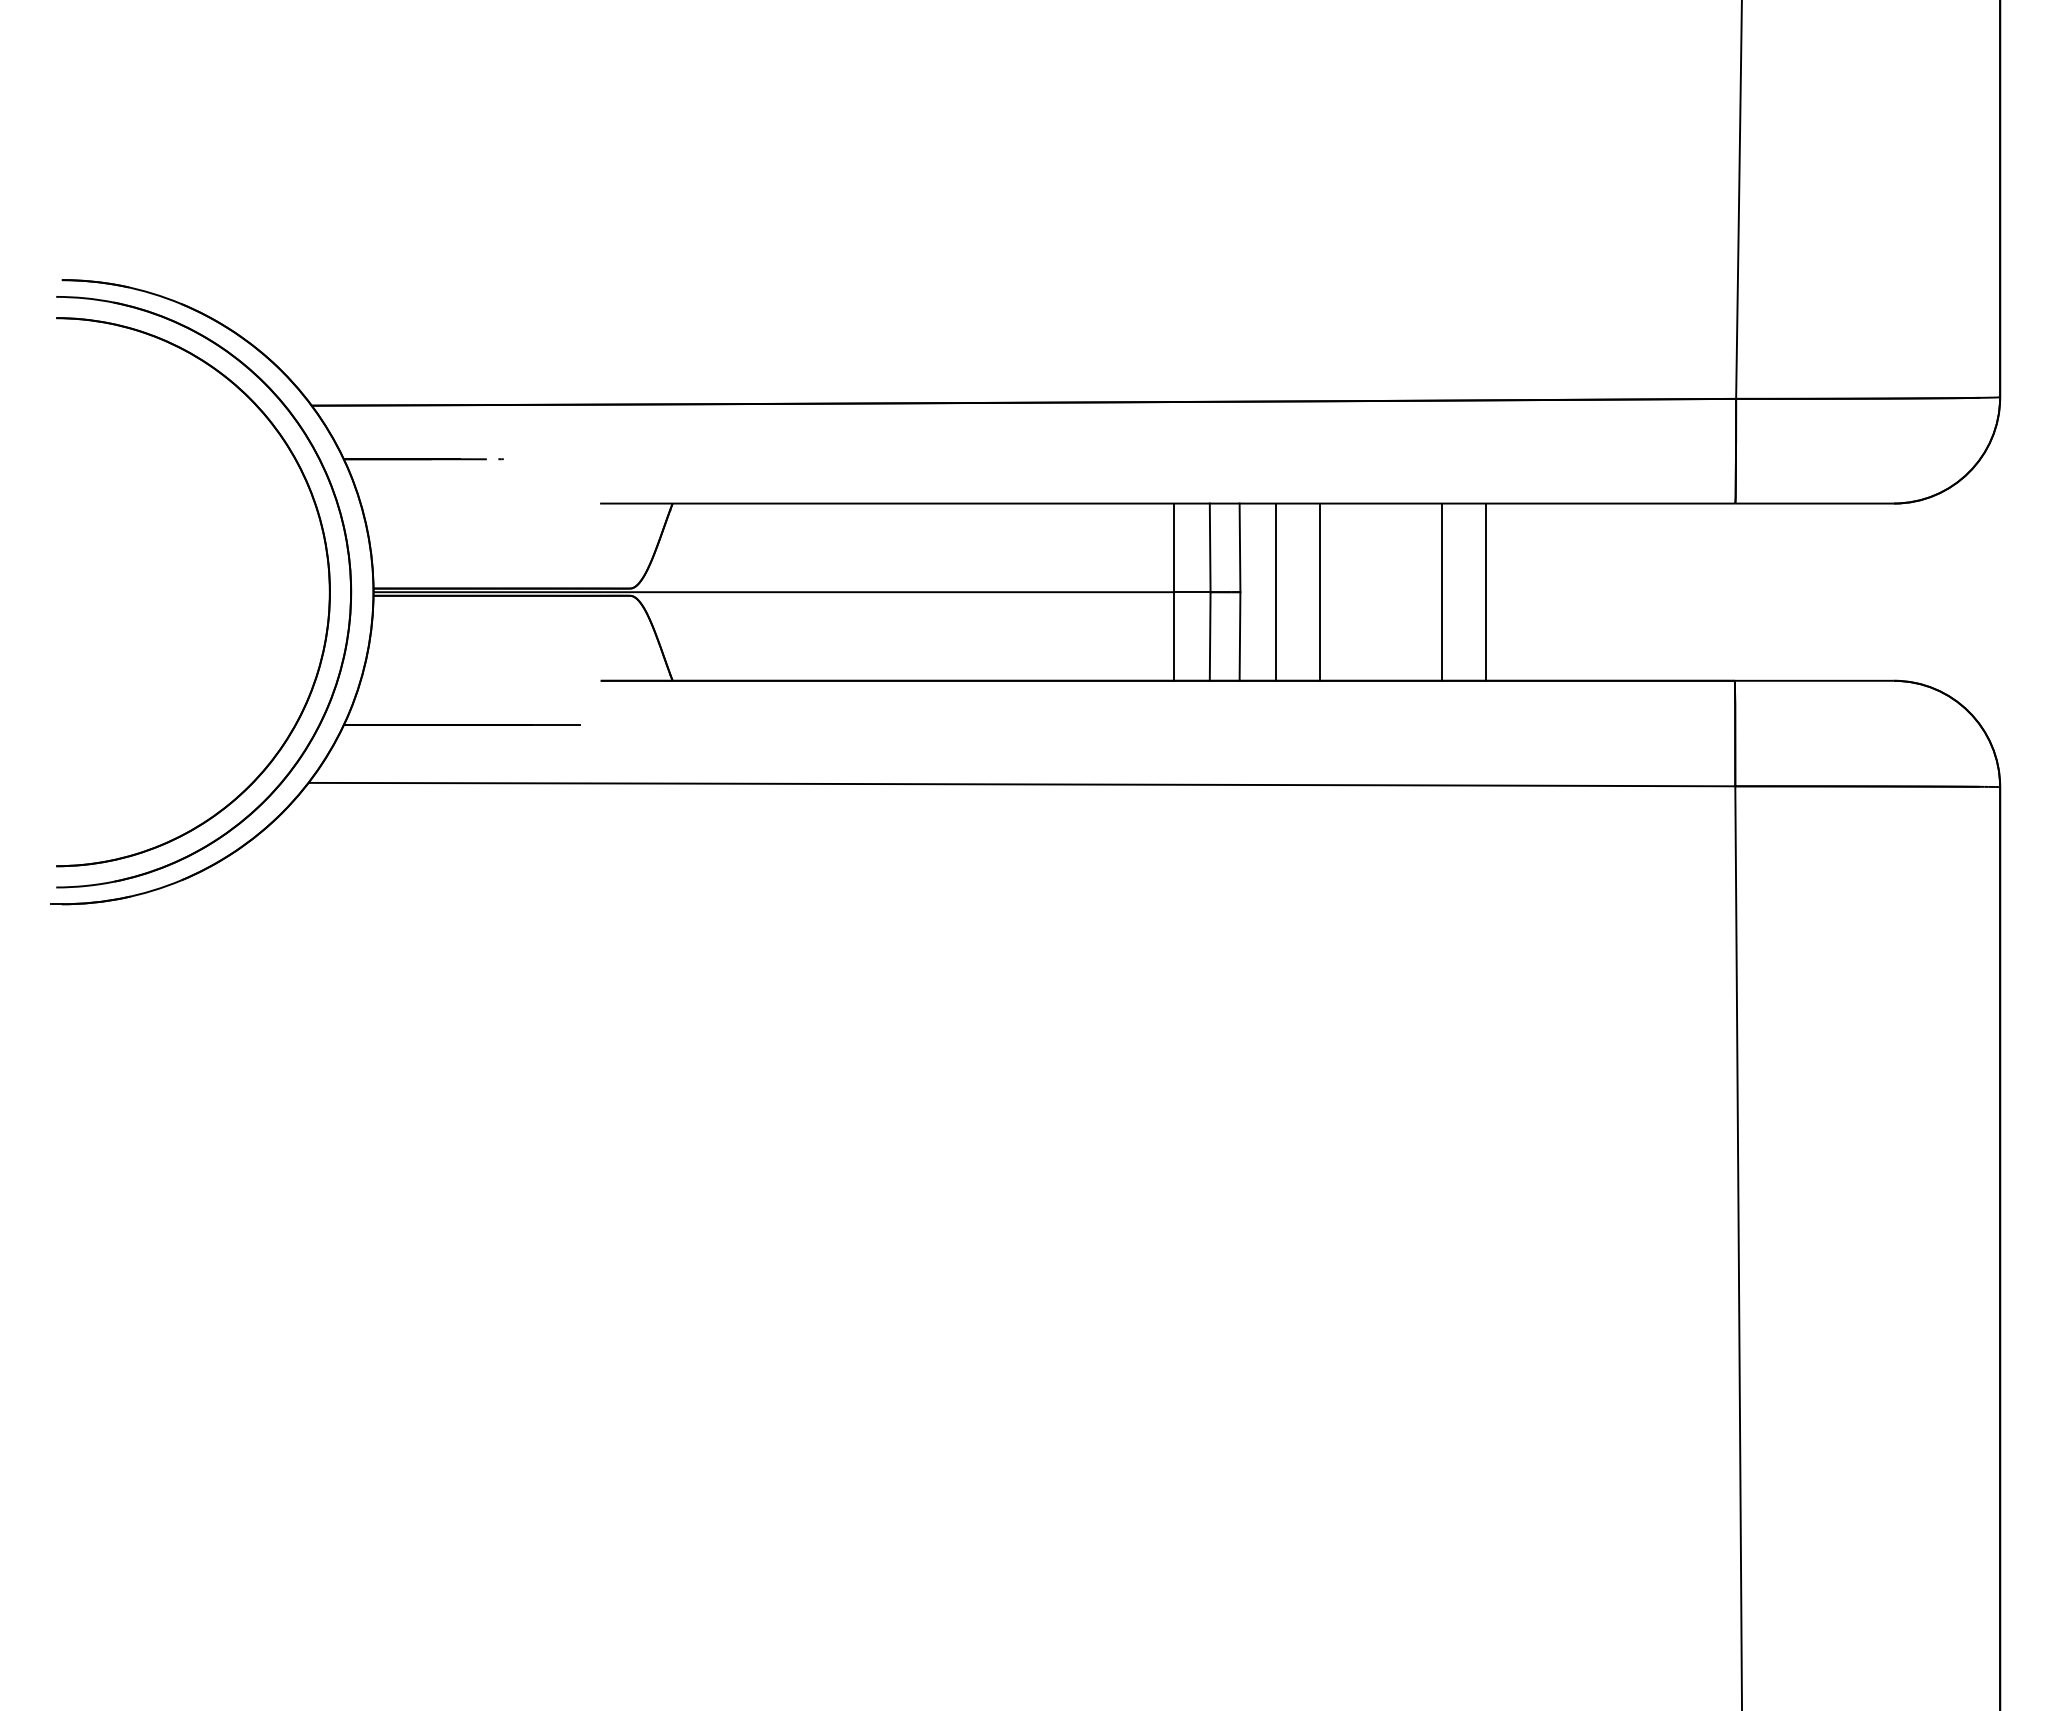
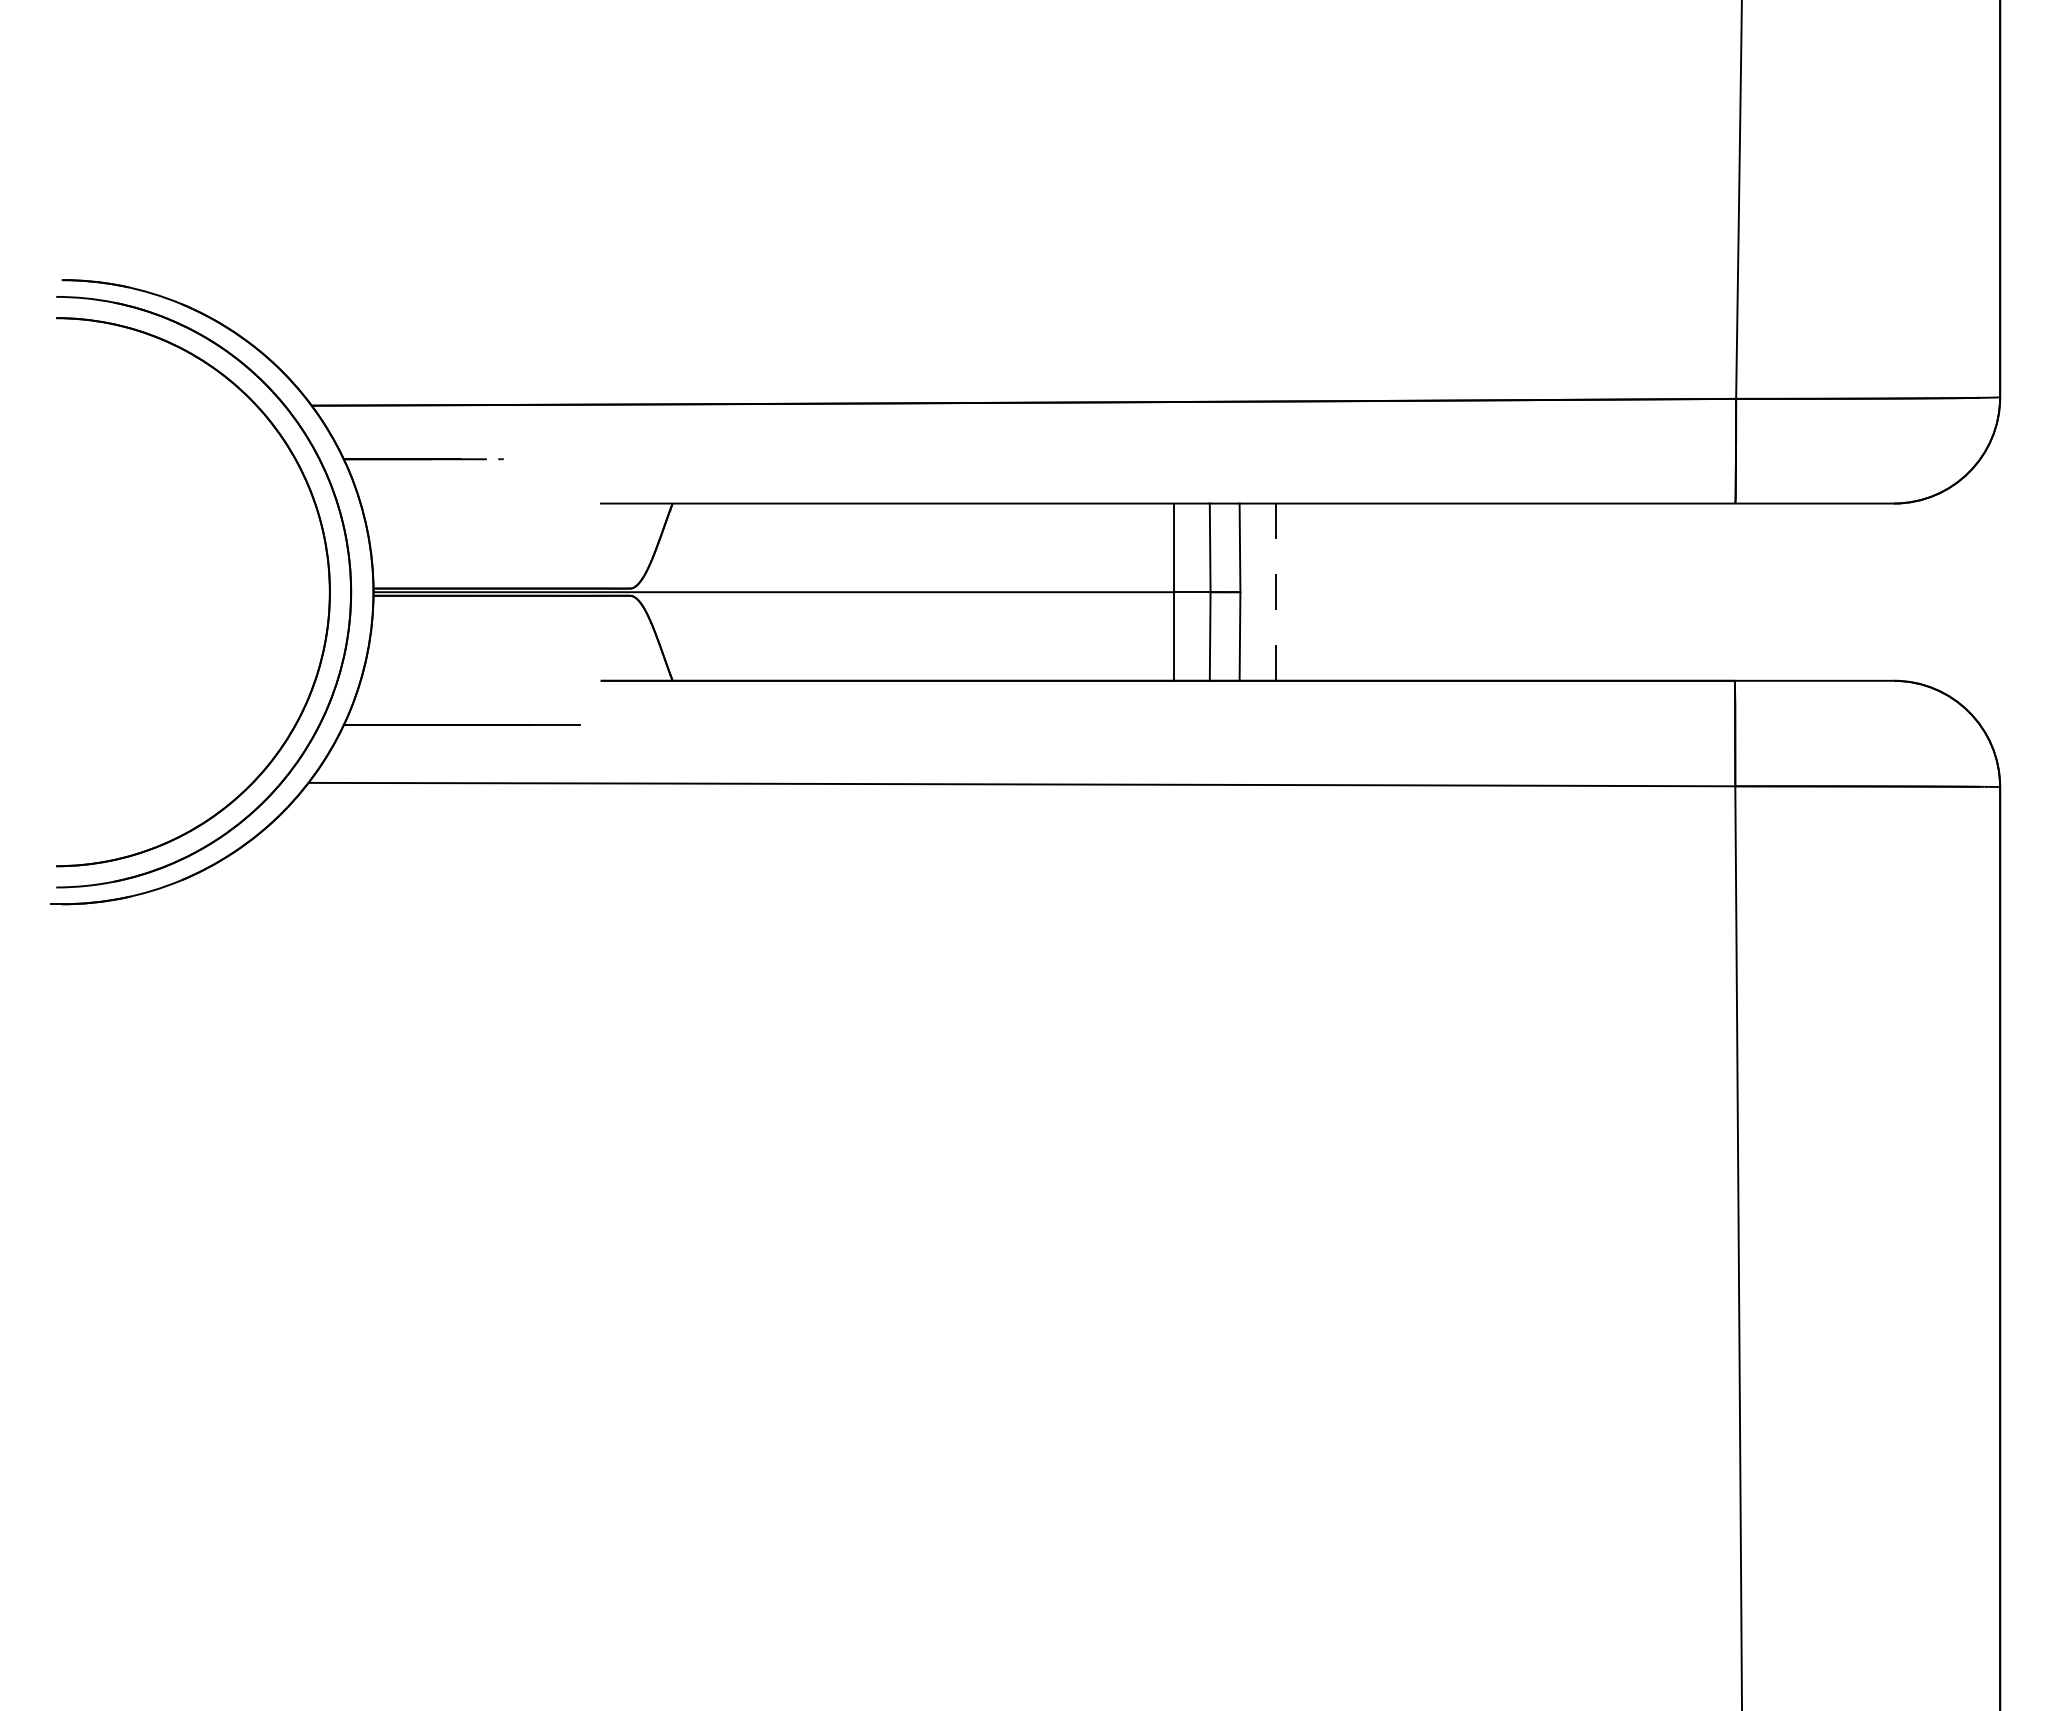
line: present -> none (1320, 591)
line: present -> none (1441, 591)
line: present -> none (1486, 591)
line: solid -> dashed (1275, 592)
